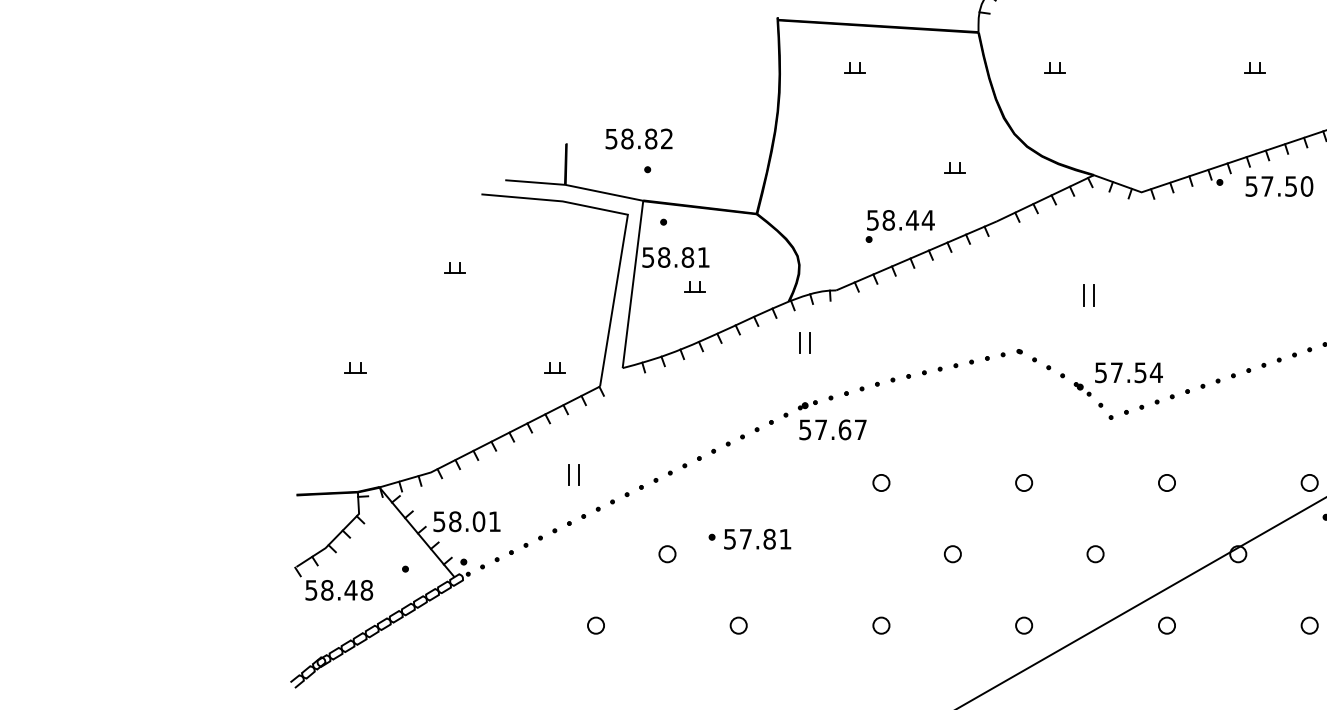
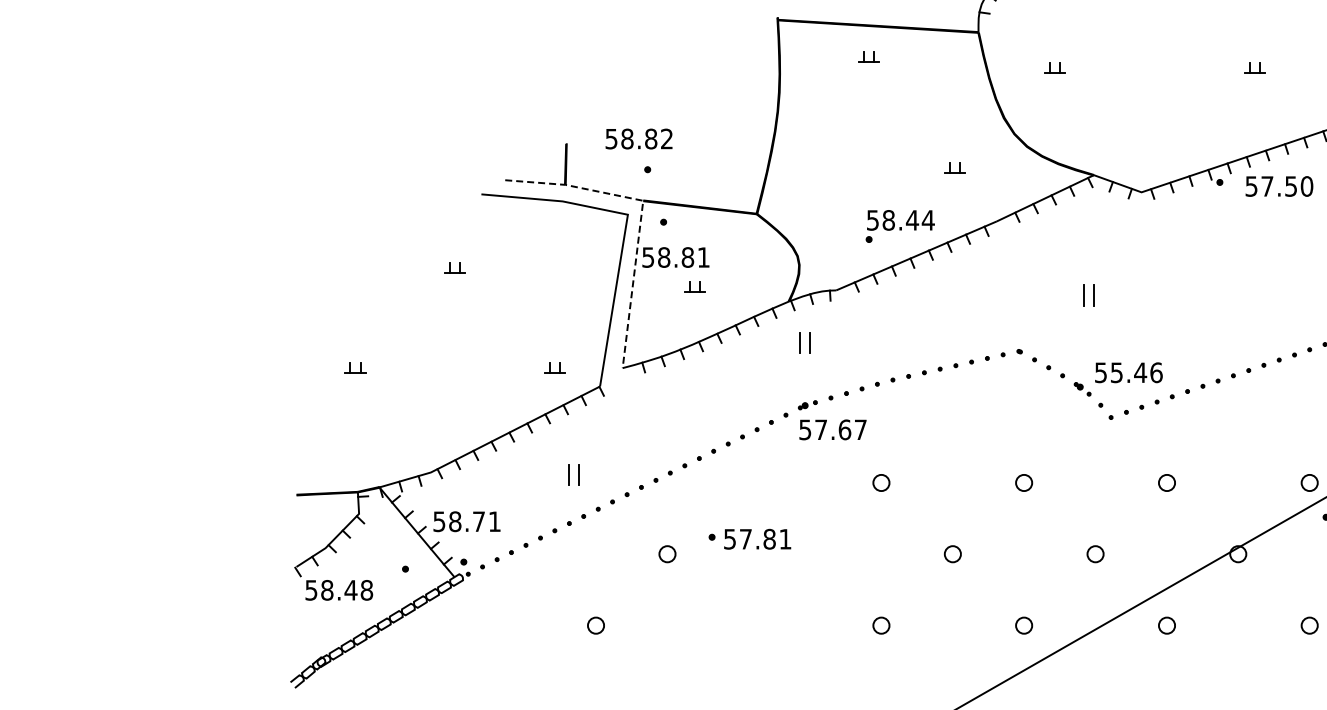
part position: (854, 67) -> (868, 56) (868, 56)
line: solid -> dashed (641, 213)
text: 57.54 -> 55.46 (1136, 372)
text: 58.01 -> 58.71 (478, 521)
circle: present -> none (738, 625)
